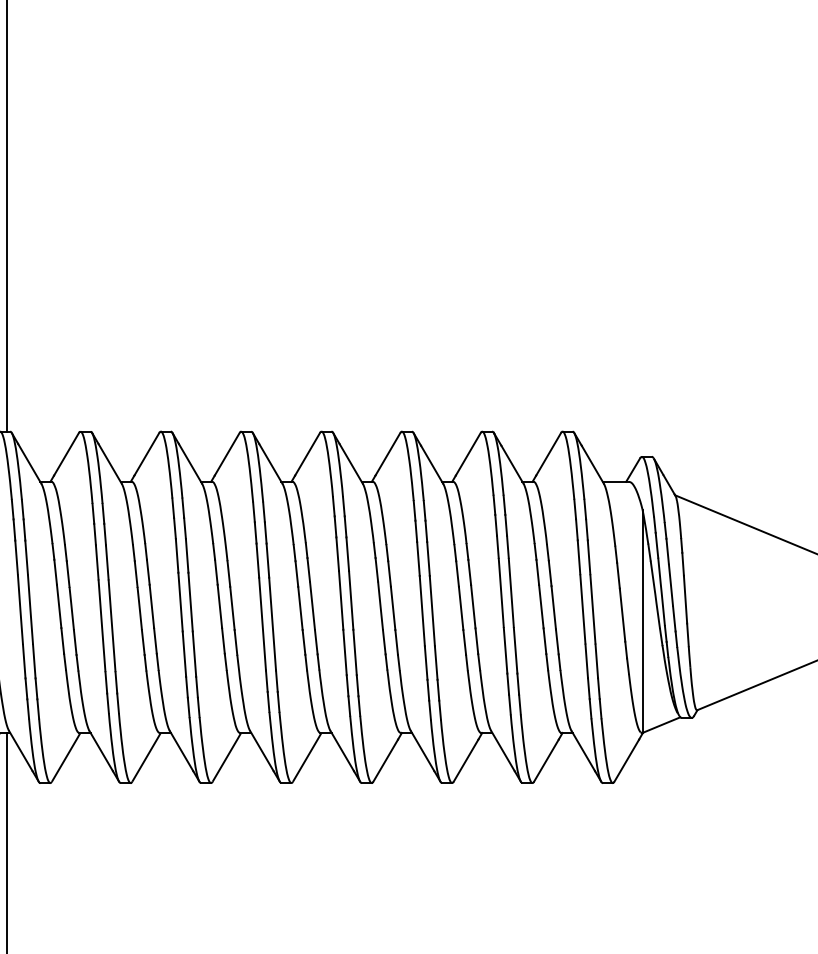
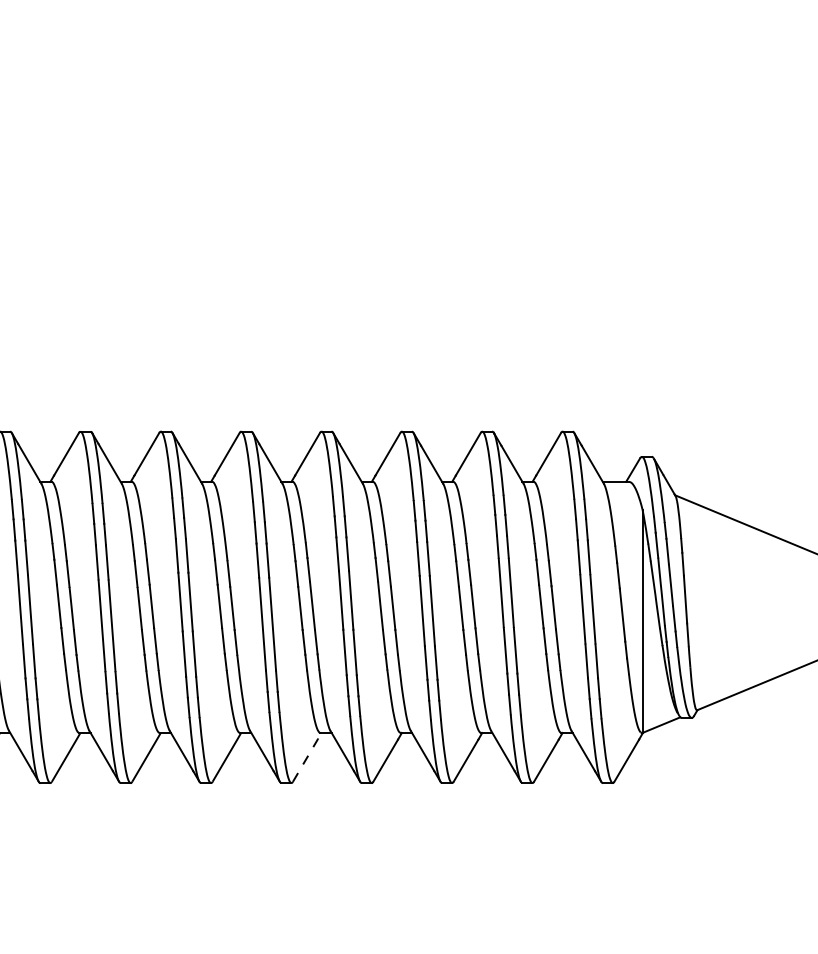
line: present -> none (6, 216)
line: solid -> dashed (307, 756)
line: present -> none (6, 841)
